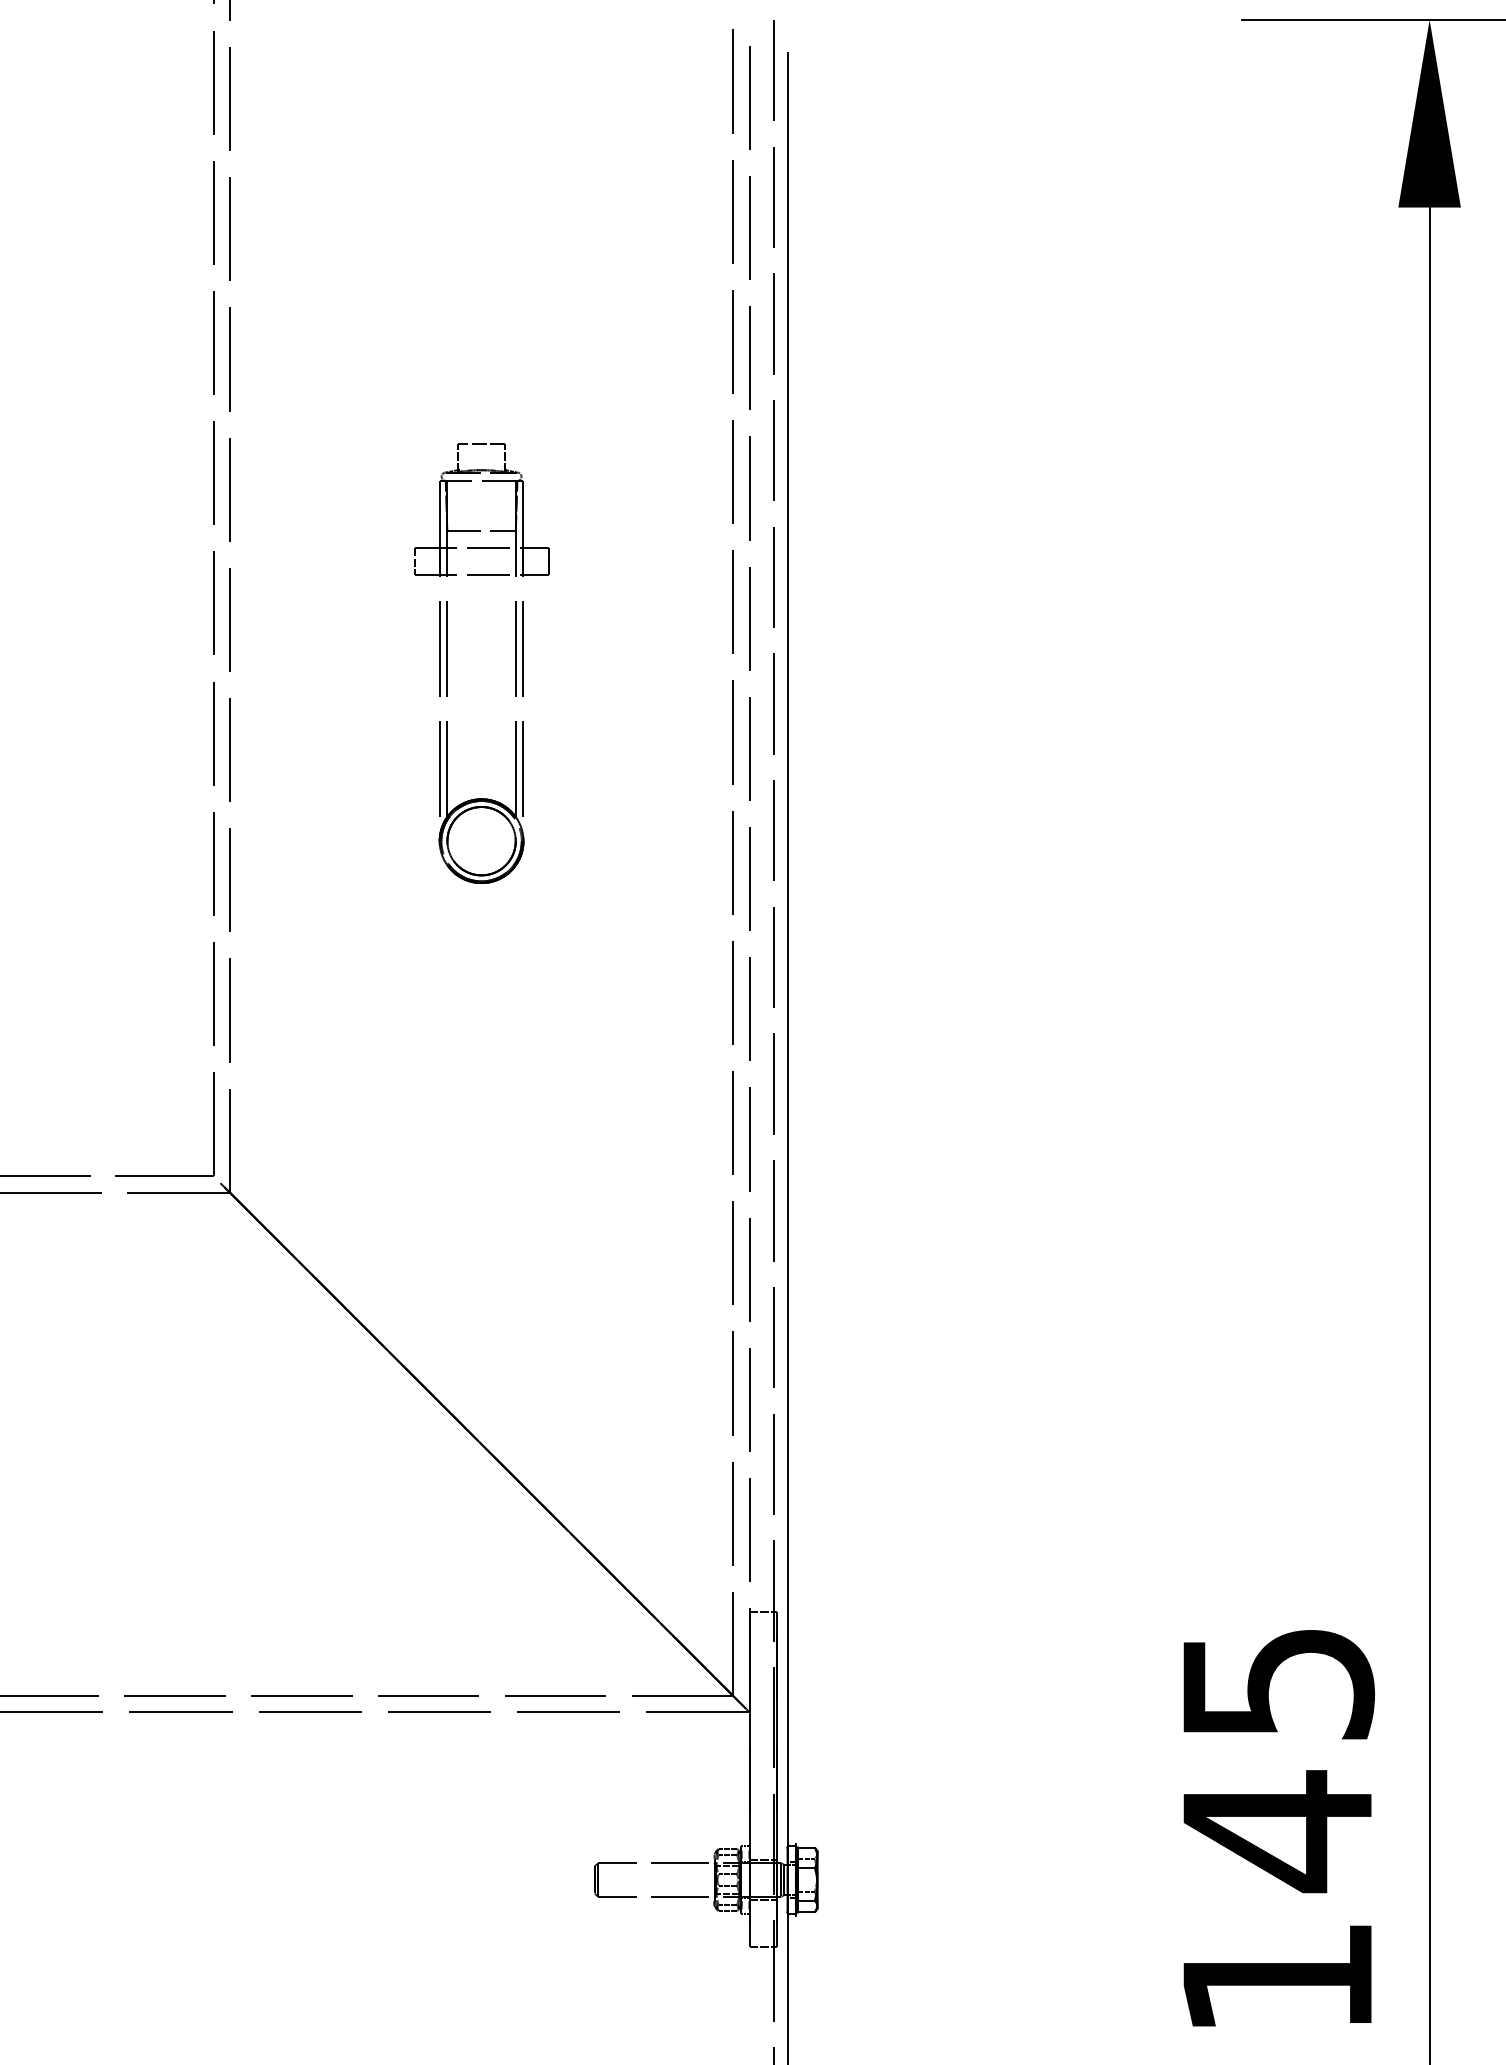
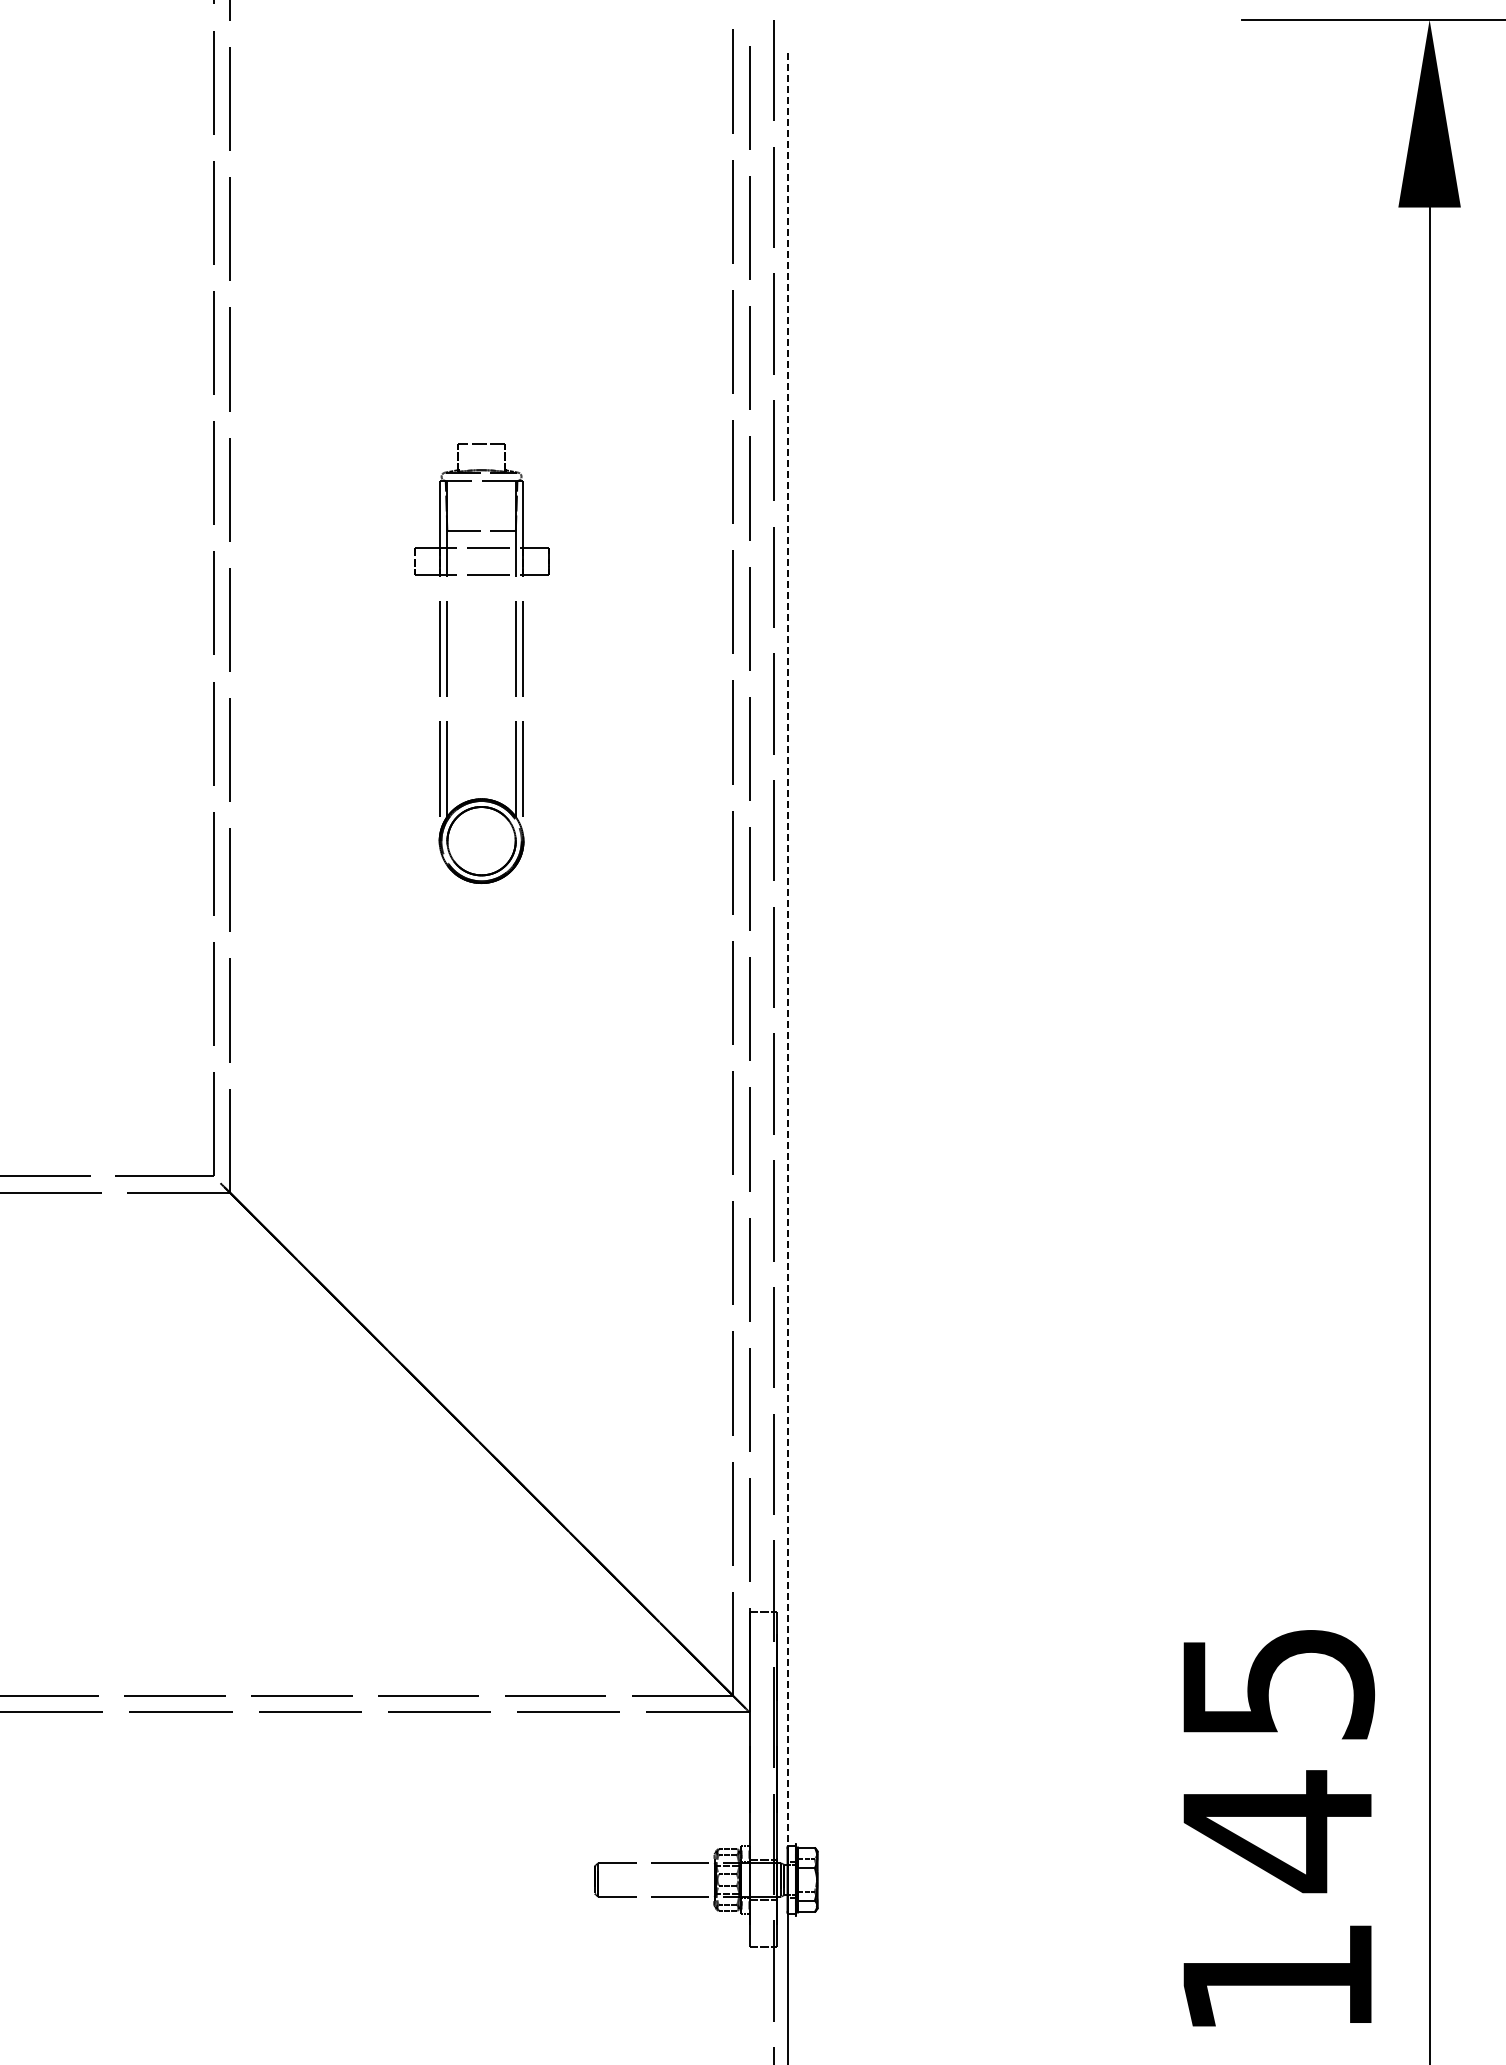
line: solid -> dashed (787, 949)
